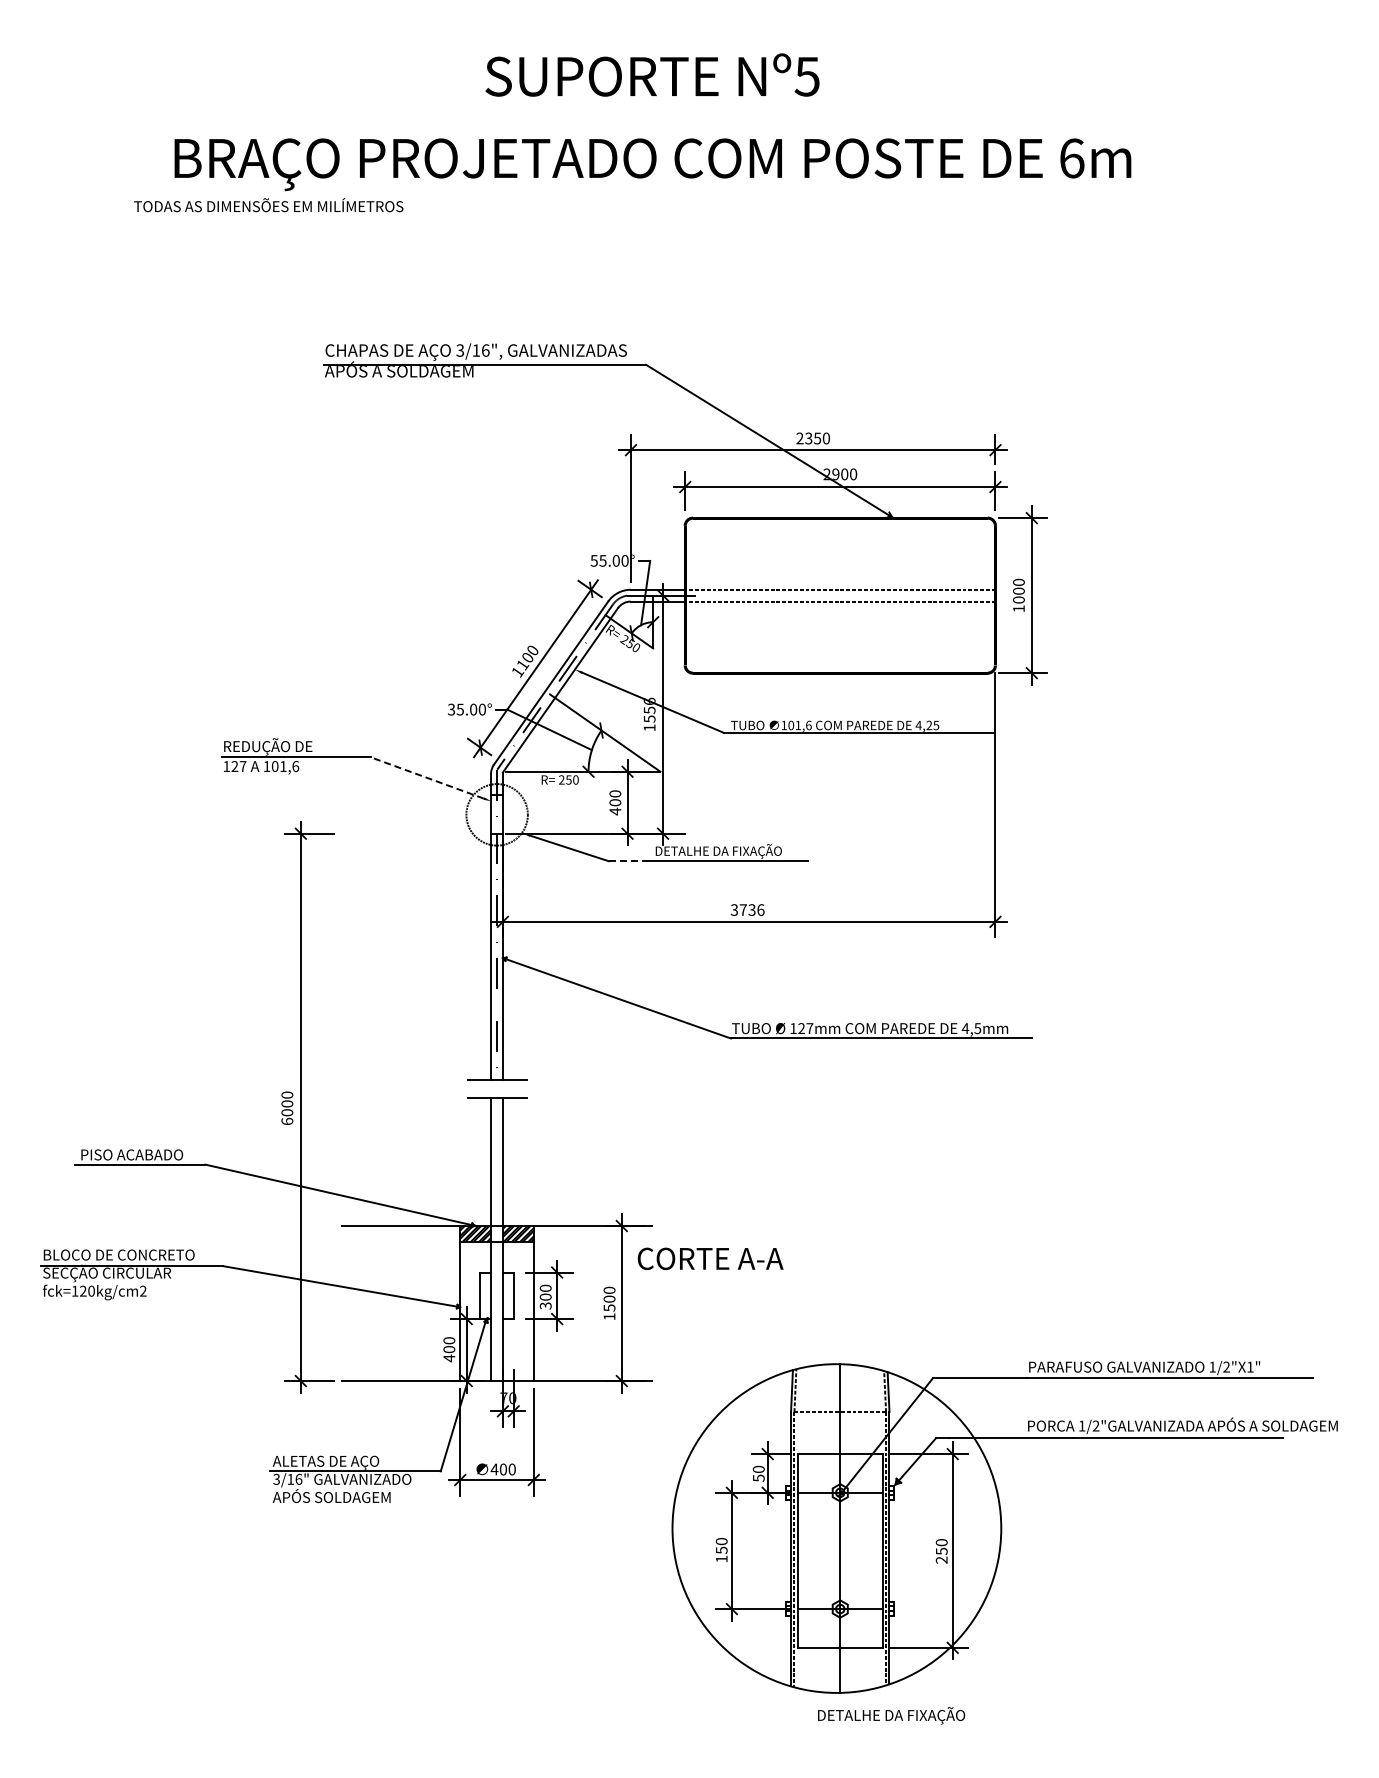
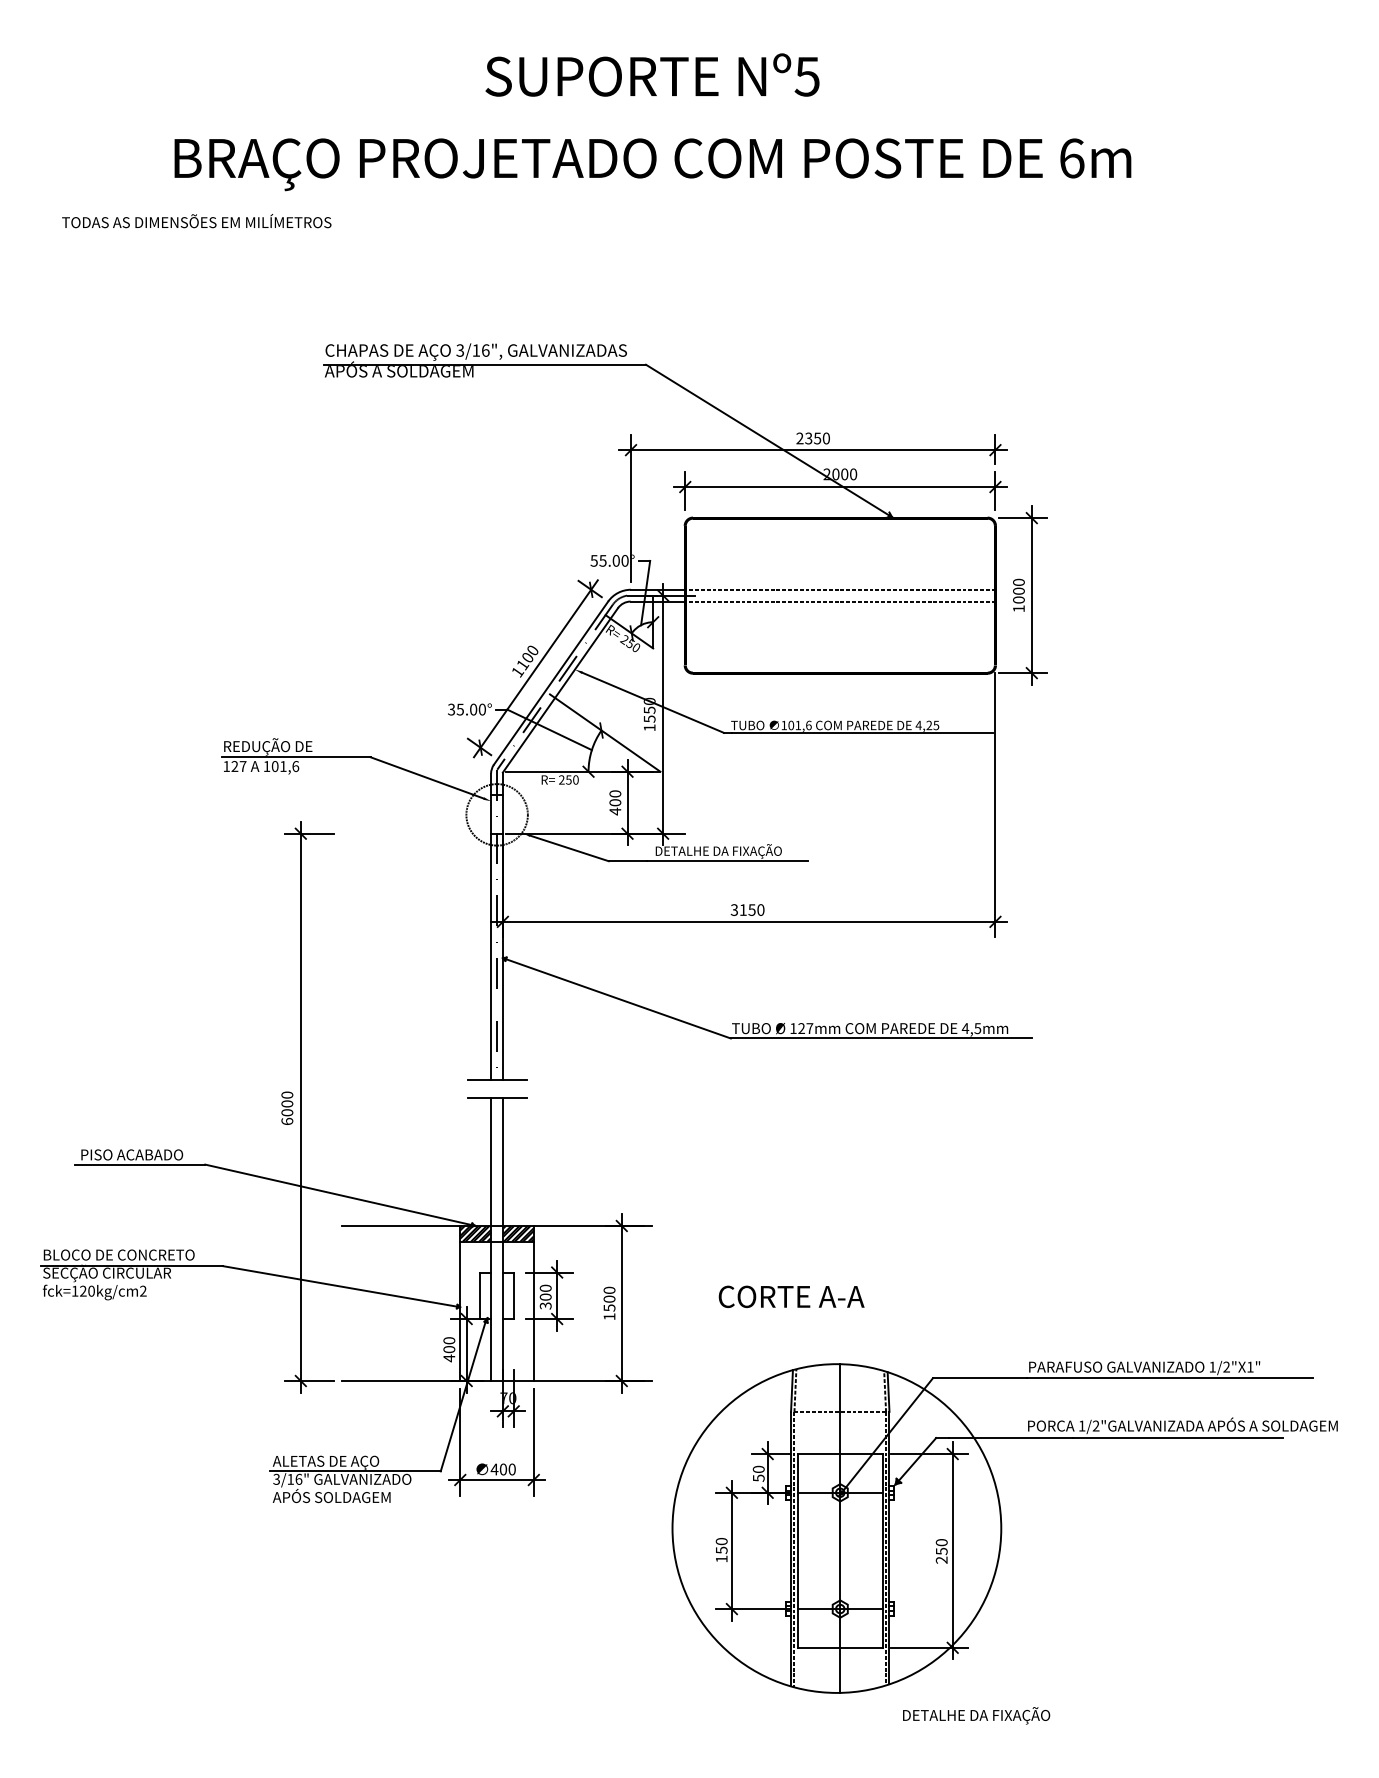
text position: (268, 205) -> (196, 221) (196, 221)
text: 2900 -> 2000 (835, 474)
text: 1556 -> 1550 (649, 700)
line: dashed -> solid (426, 777)
line: dashed -> solid (628, 861)
text: 3736 -> 3150 (751, 909)
text position: (710, 1258) -> (791, 1296) (791, 1296)
text position: (891, 1715) -> (976, 1715) (976, 1715)
